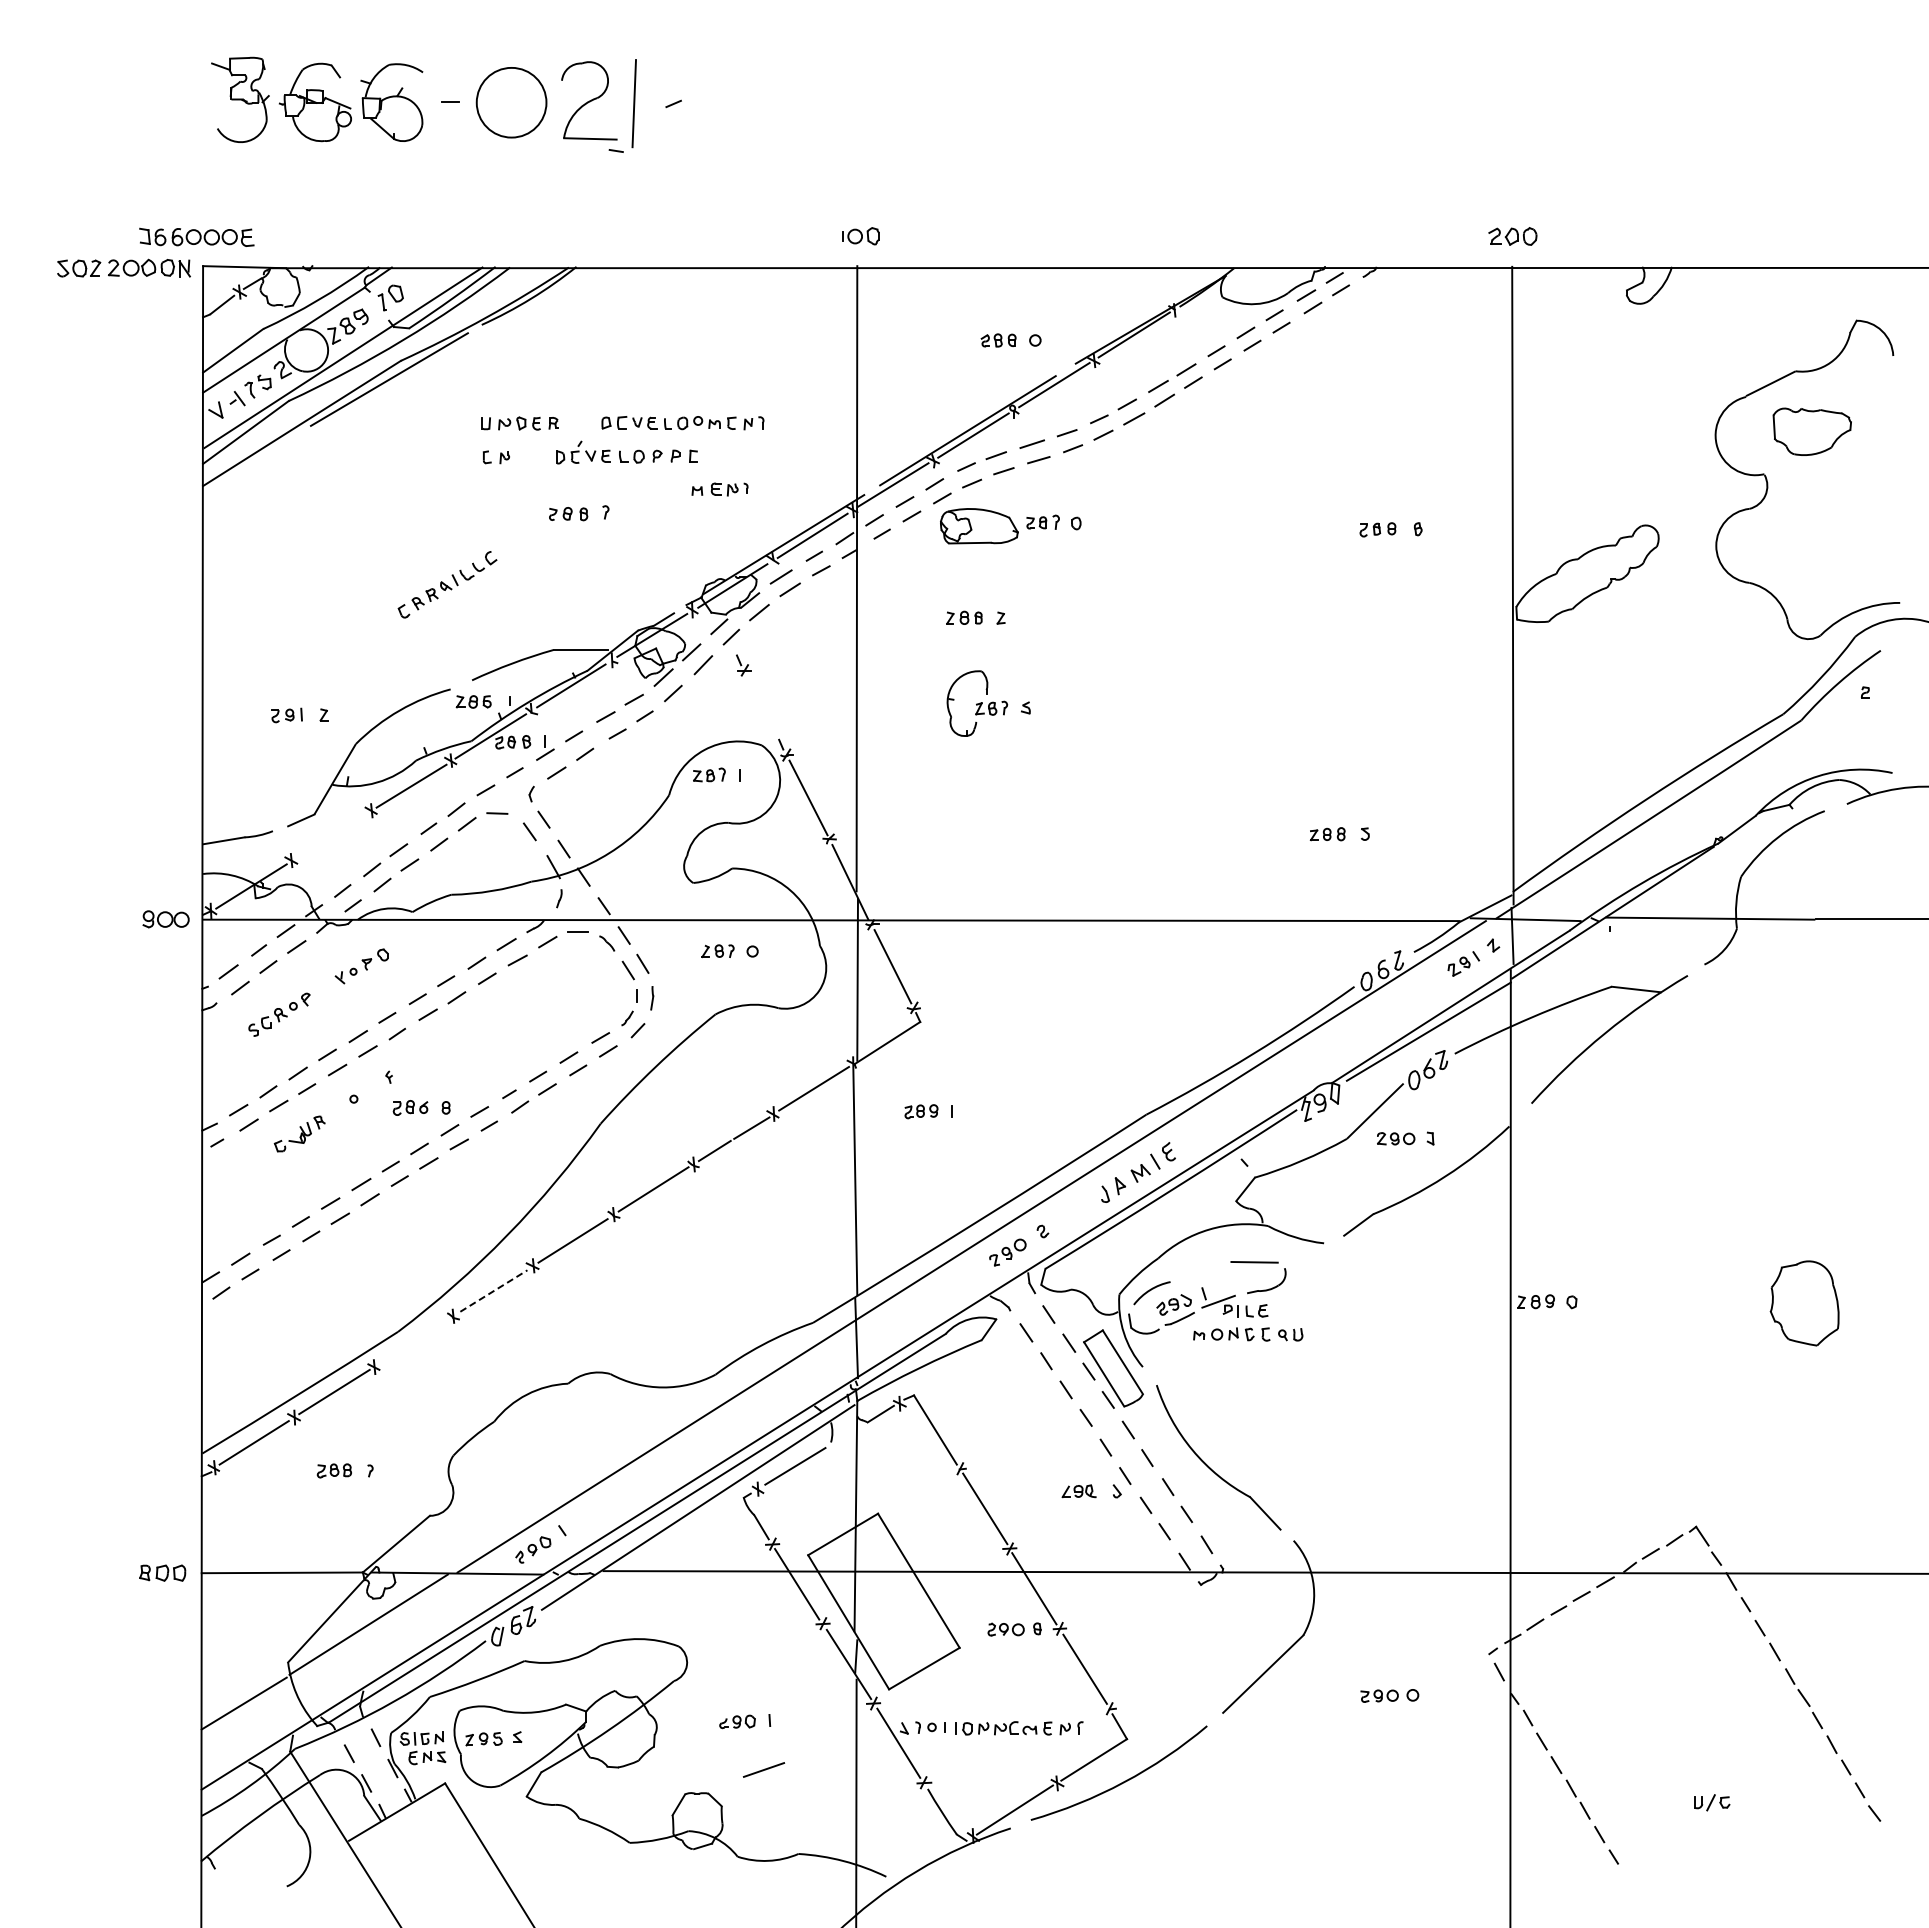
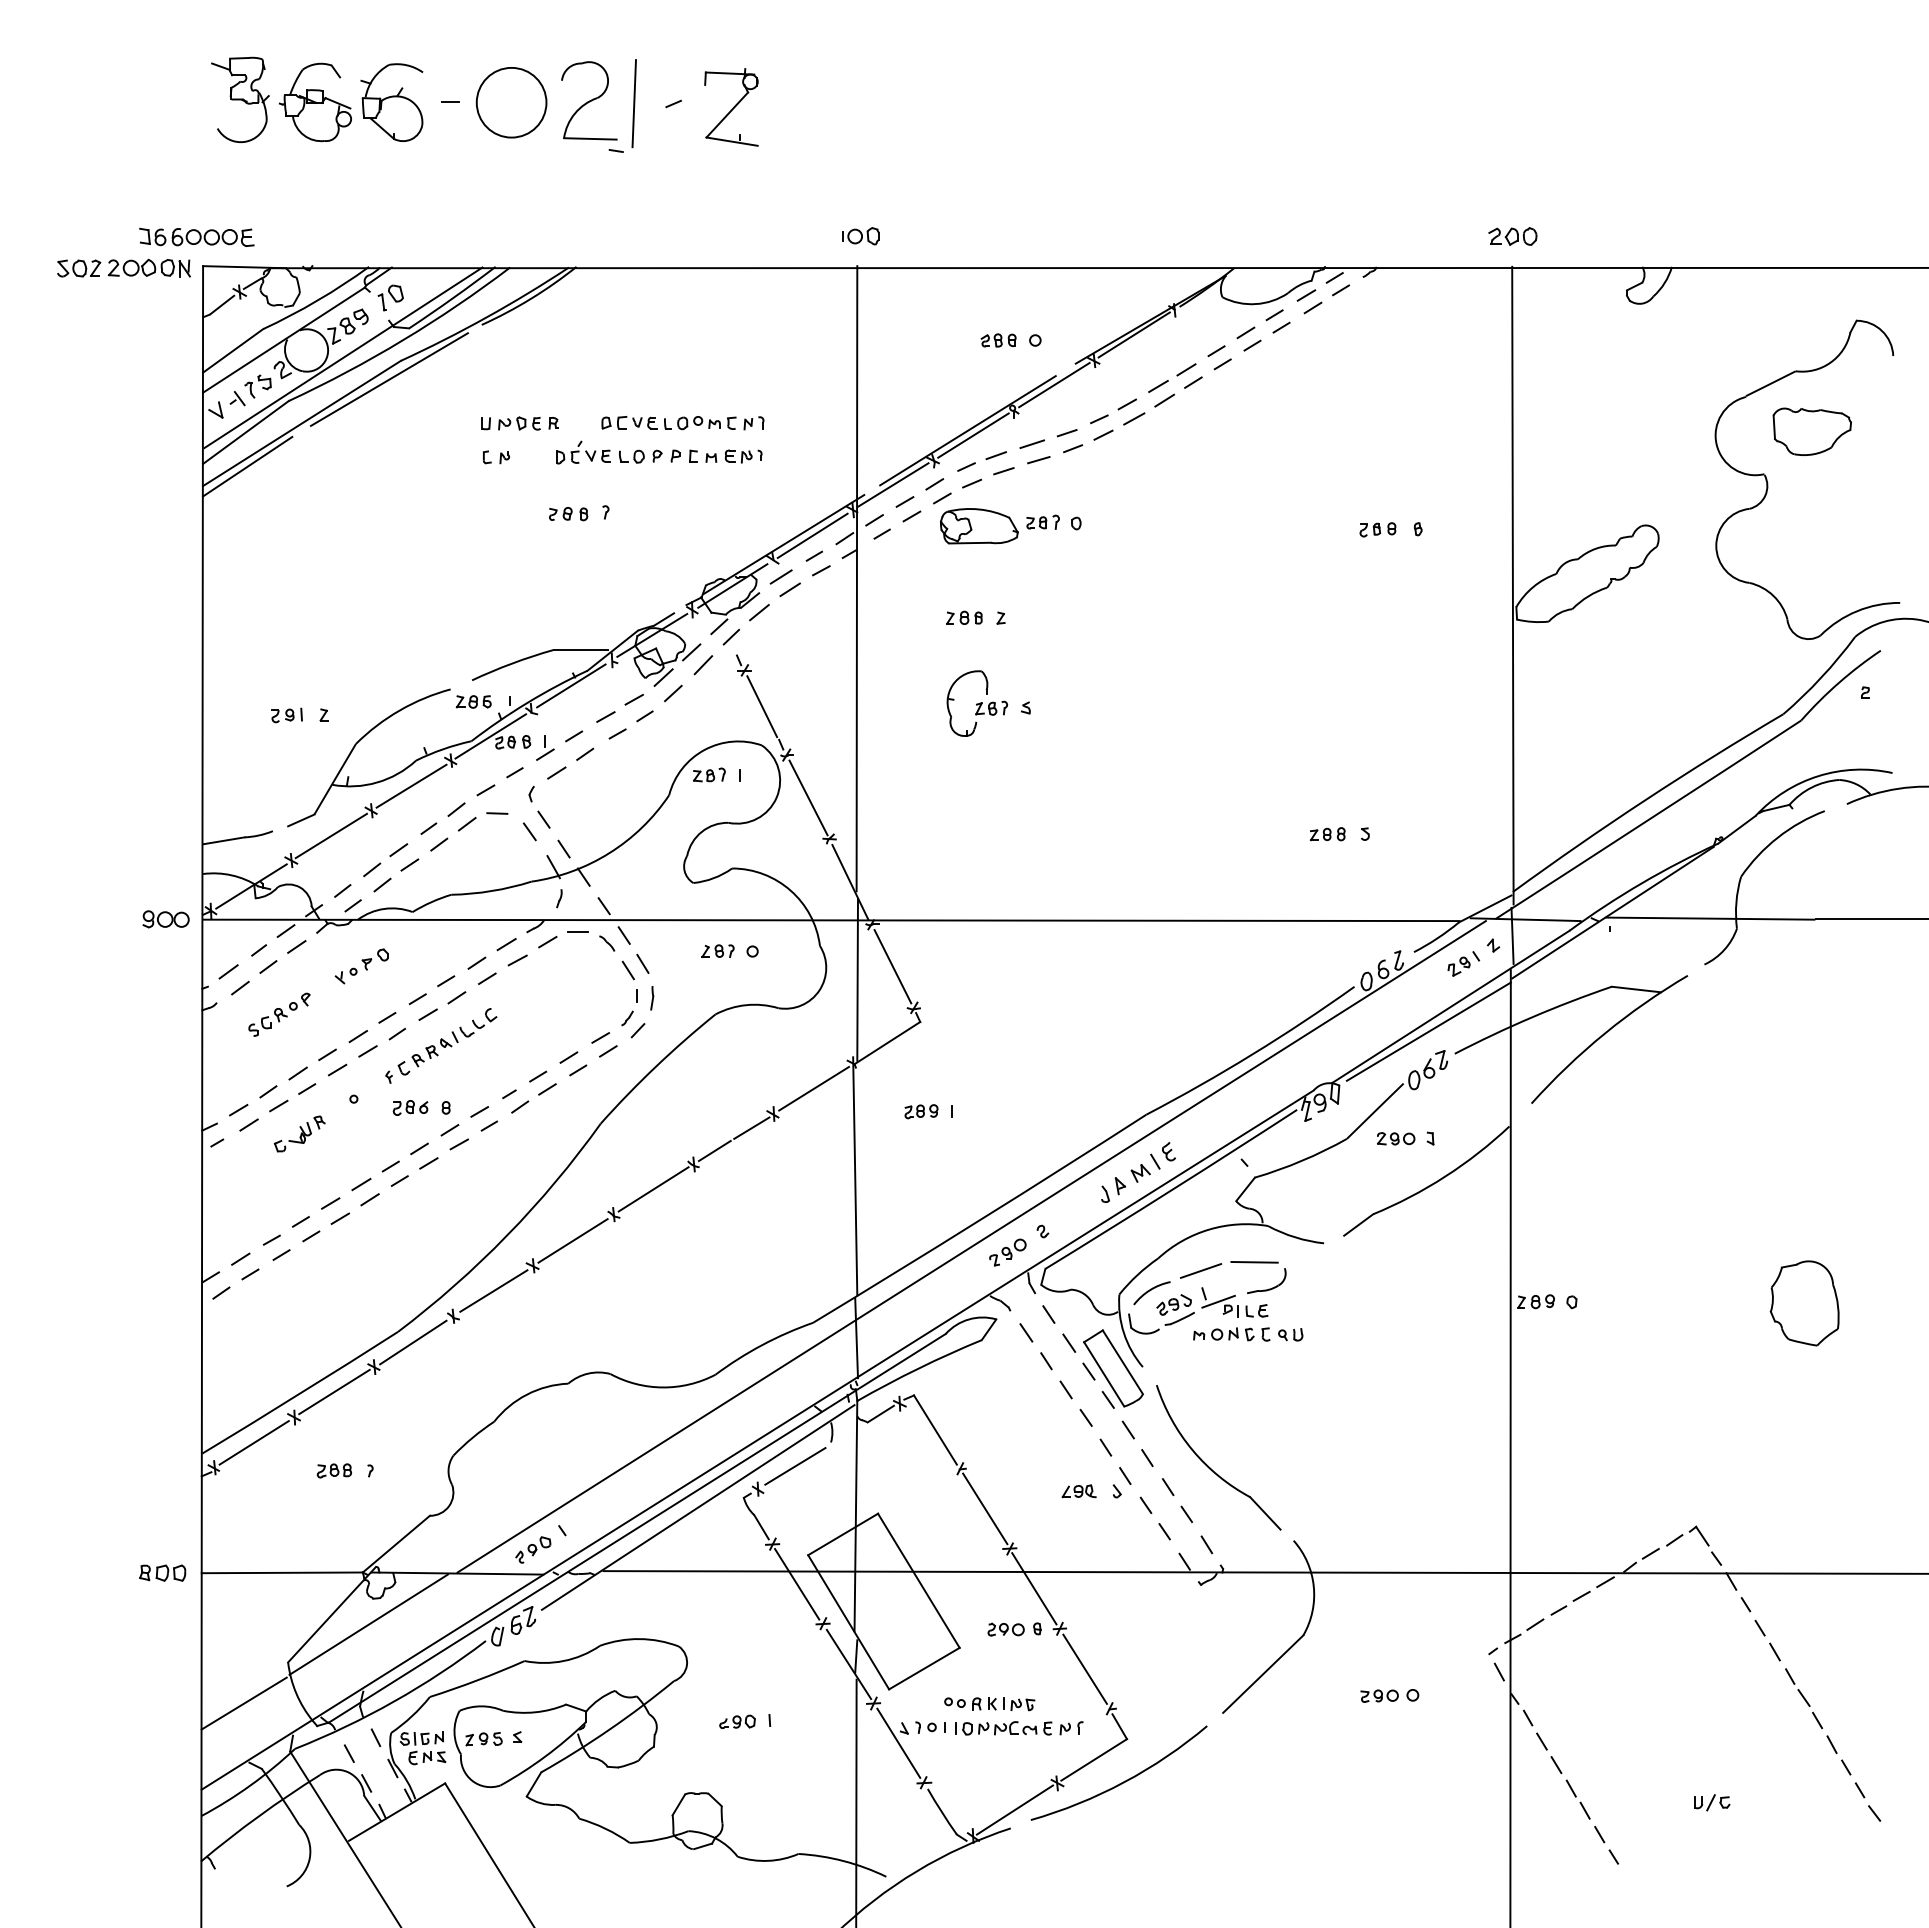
part: none -> present (731, 107)
line: none -> present (247, 466)
part position: (719, 489) -> (733, 456) (733, 456)
part position: (447, 584) -> (447, 1041) (447, 1041)
line: none -> present (762, 706)
line: none -> present (330, 835)
line: dashed -> solid (494, 1290)
line: none -> present (413, 1342)
part: none -> present (989, 1704)
line position: (764, 1769) -> (1201, 1270) (1201, 1270)
